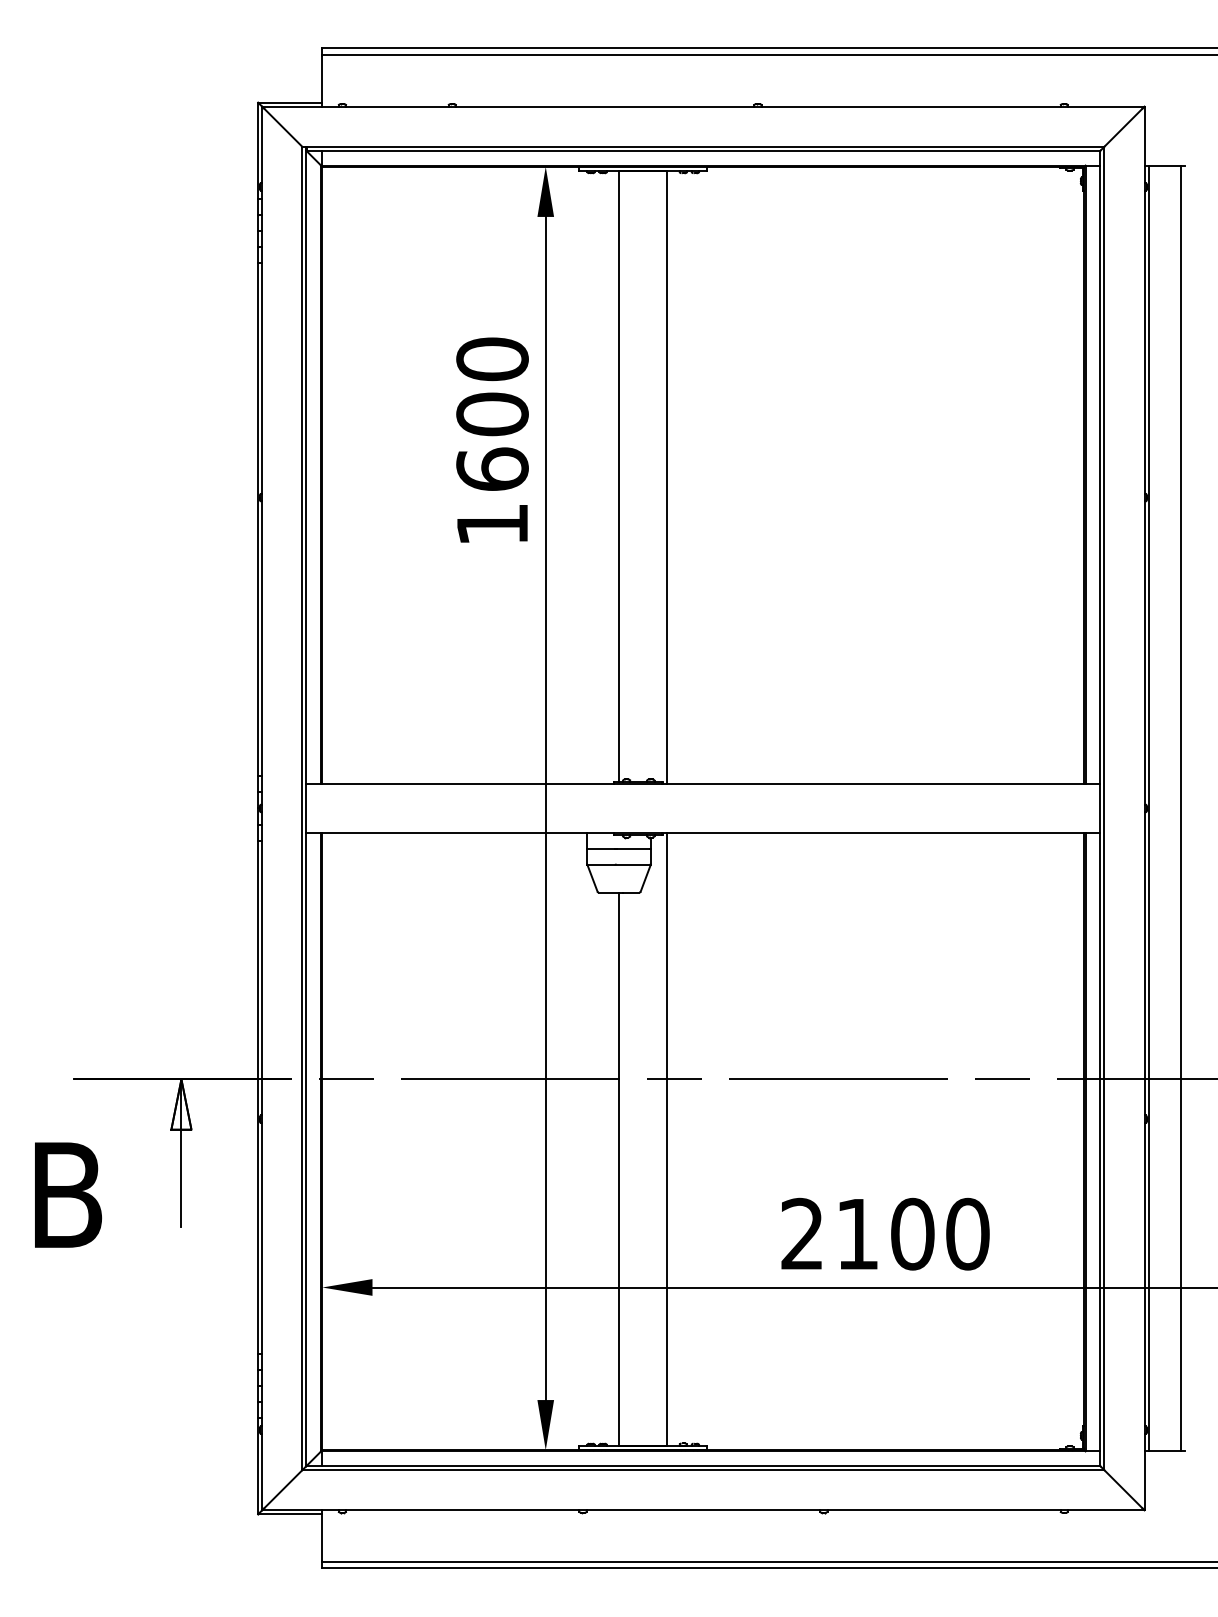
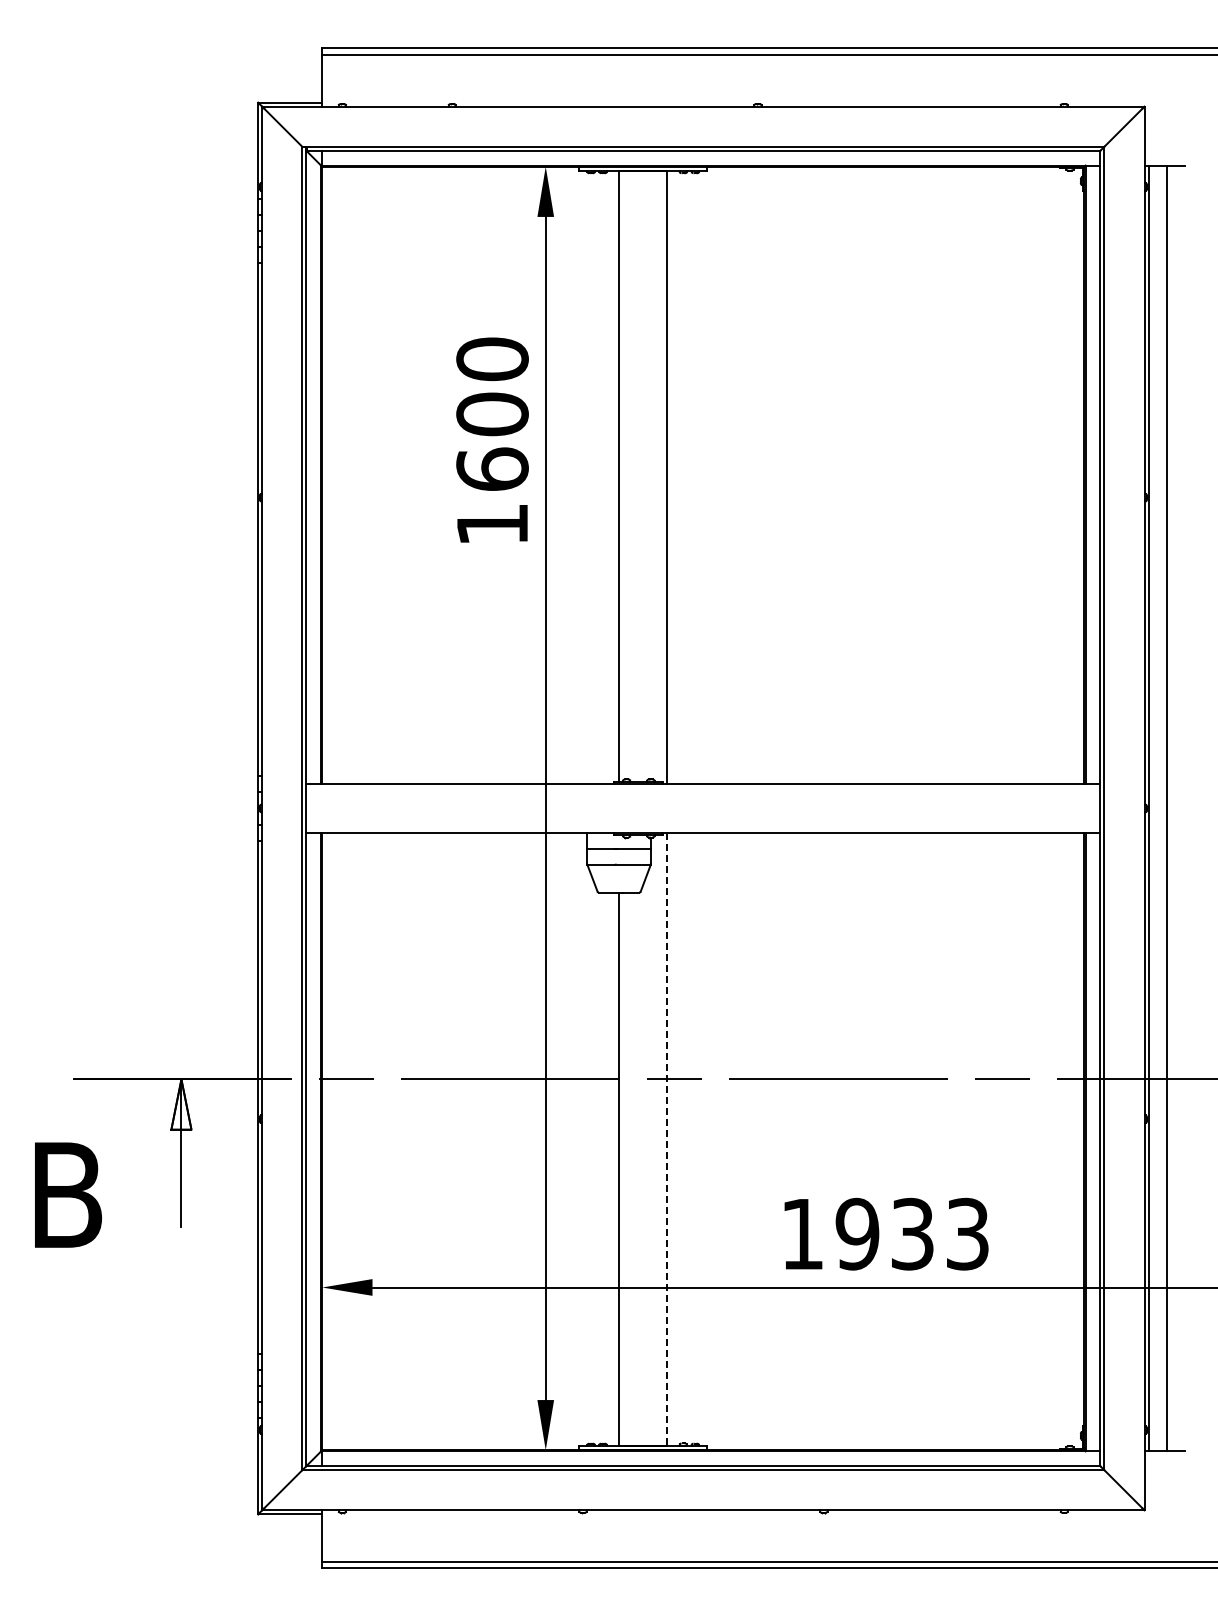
line position: (1180, 808) -> (1166, 808) (1166, 808)
line: solid -> dashed (667, 1139)
text: 2100 -> 1933 (885, 1233)
